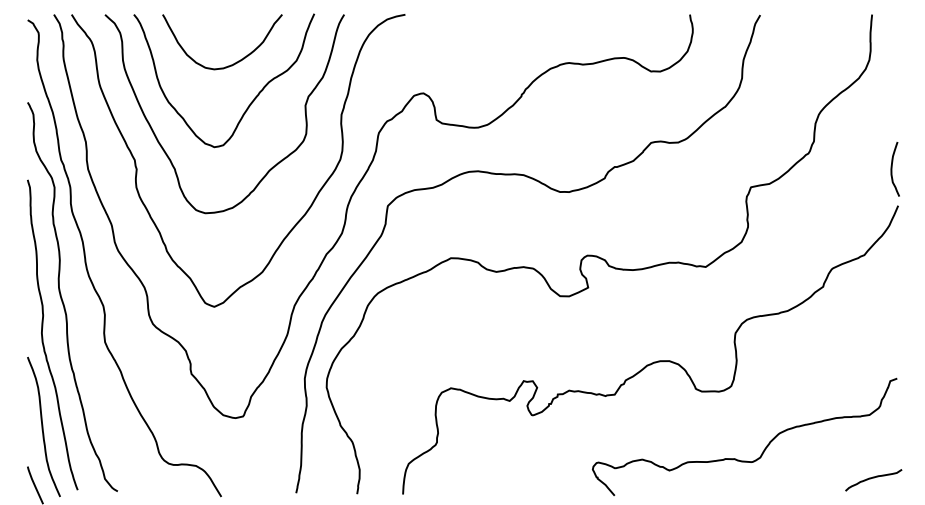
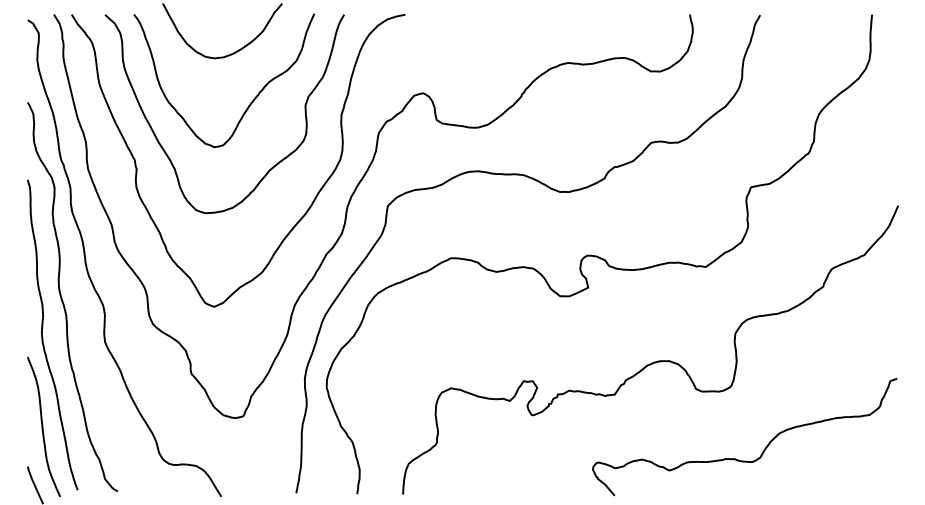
curve position: (230, 64) -> (230, 53) (230, 53)
curve: present -> none (892, 169)
curve: present -> none (873, 478)
